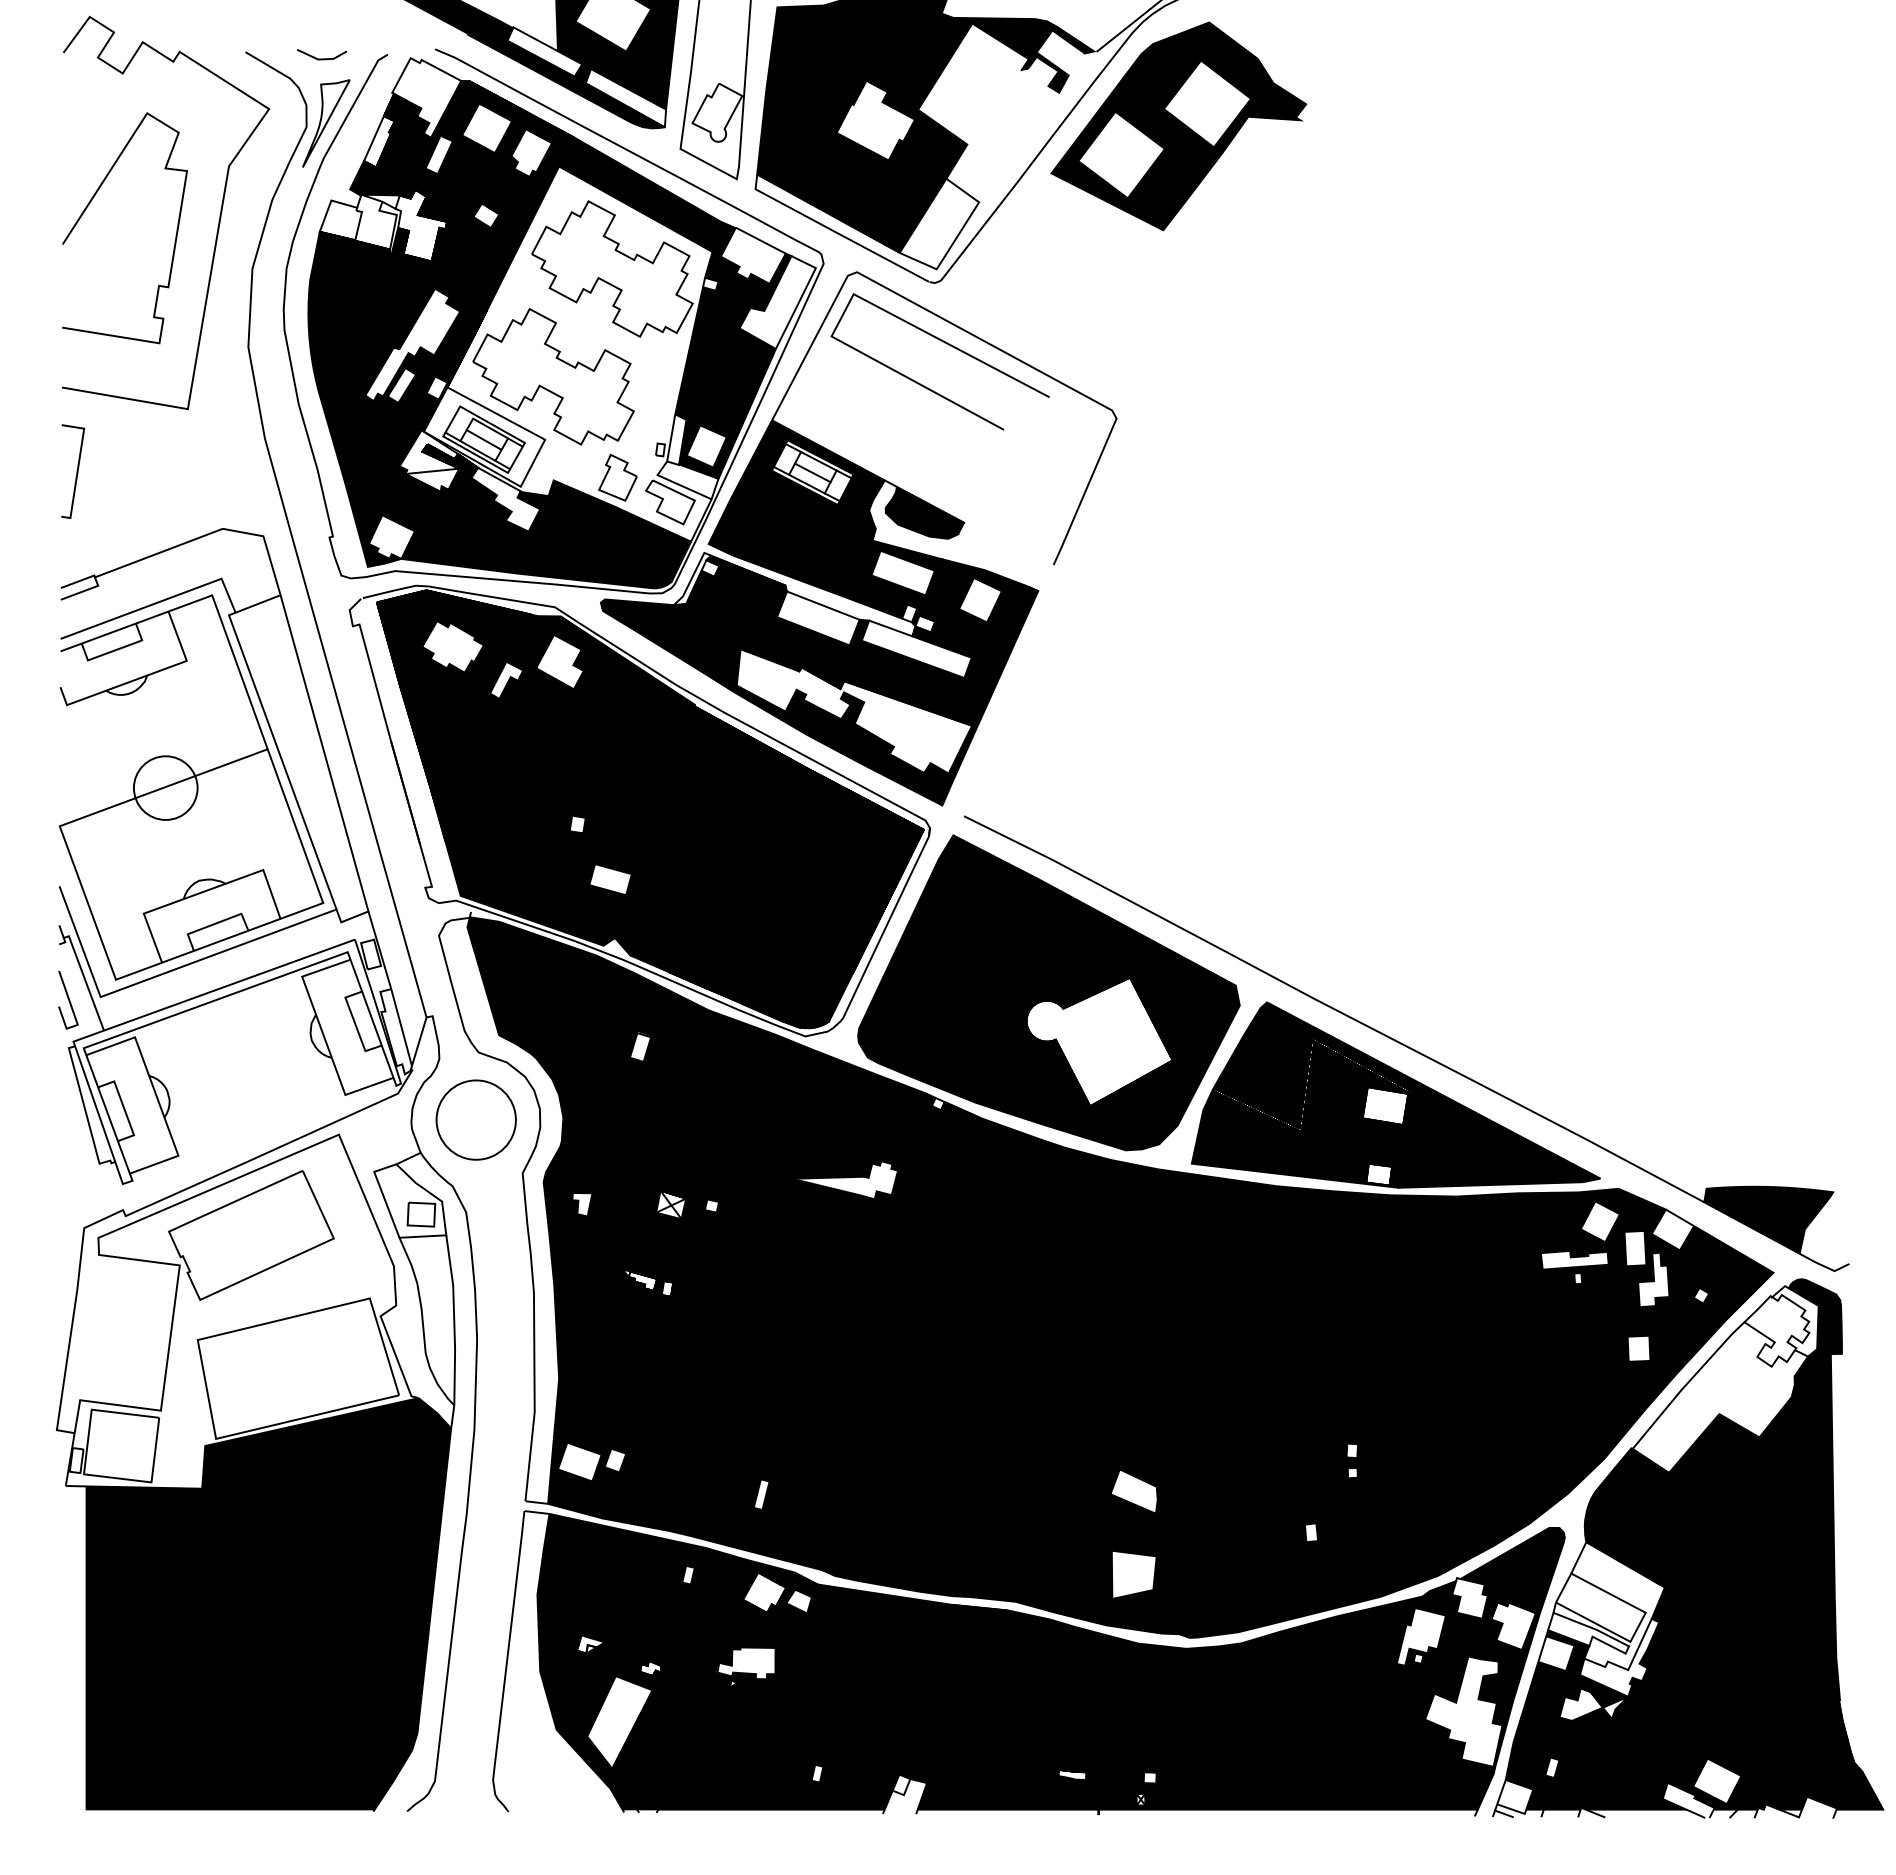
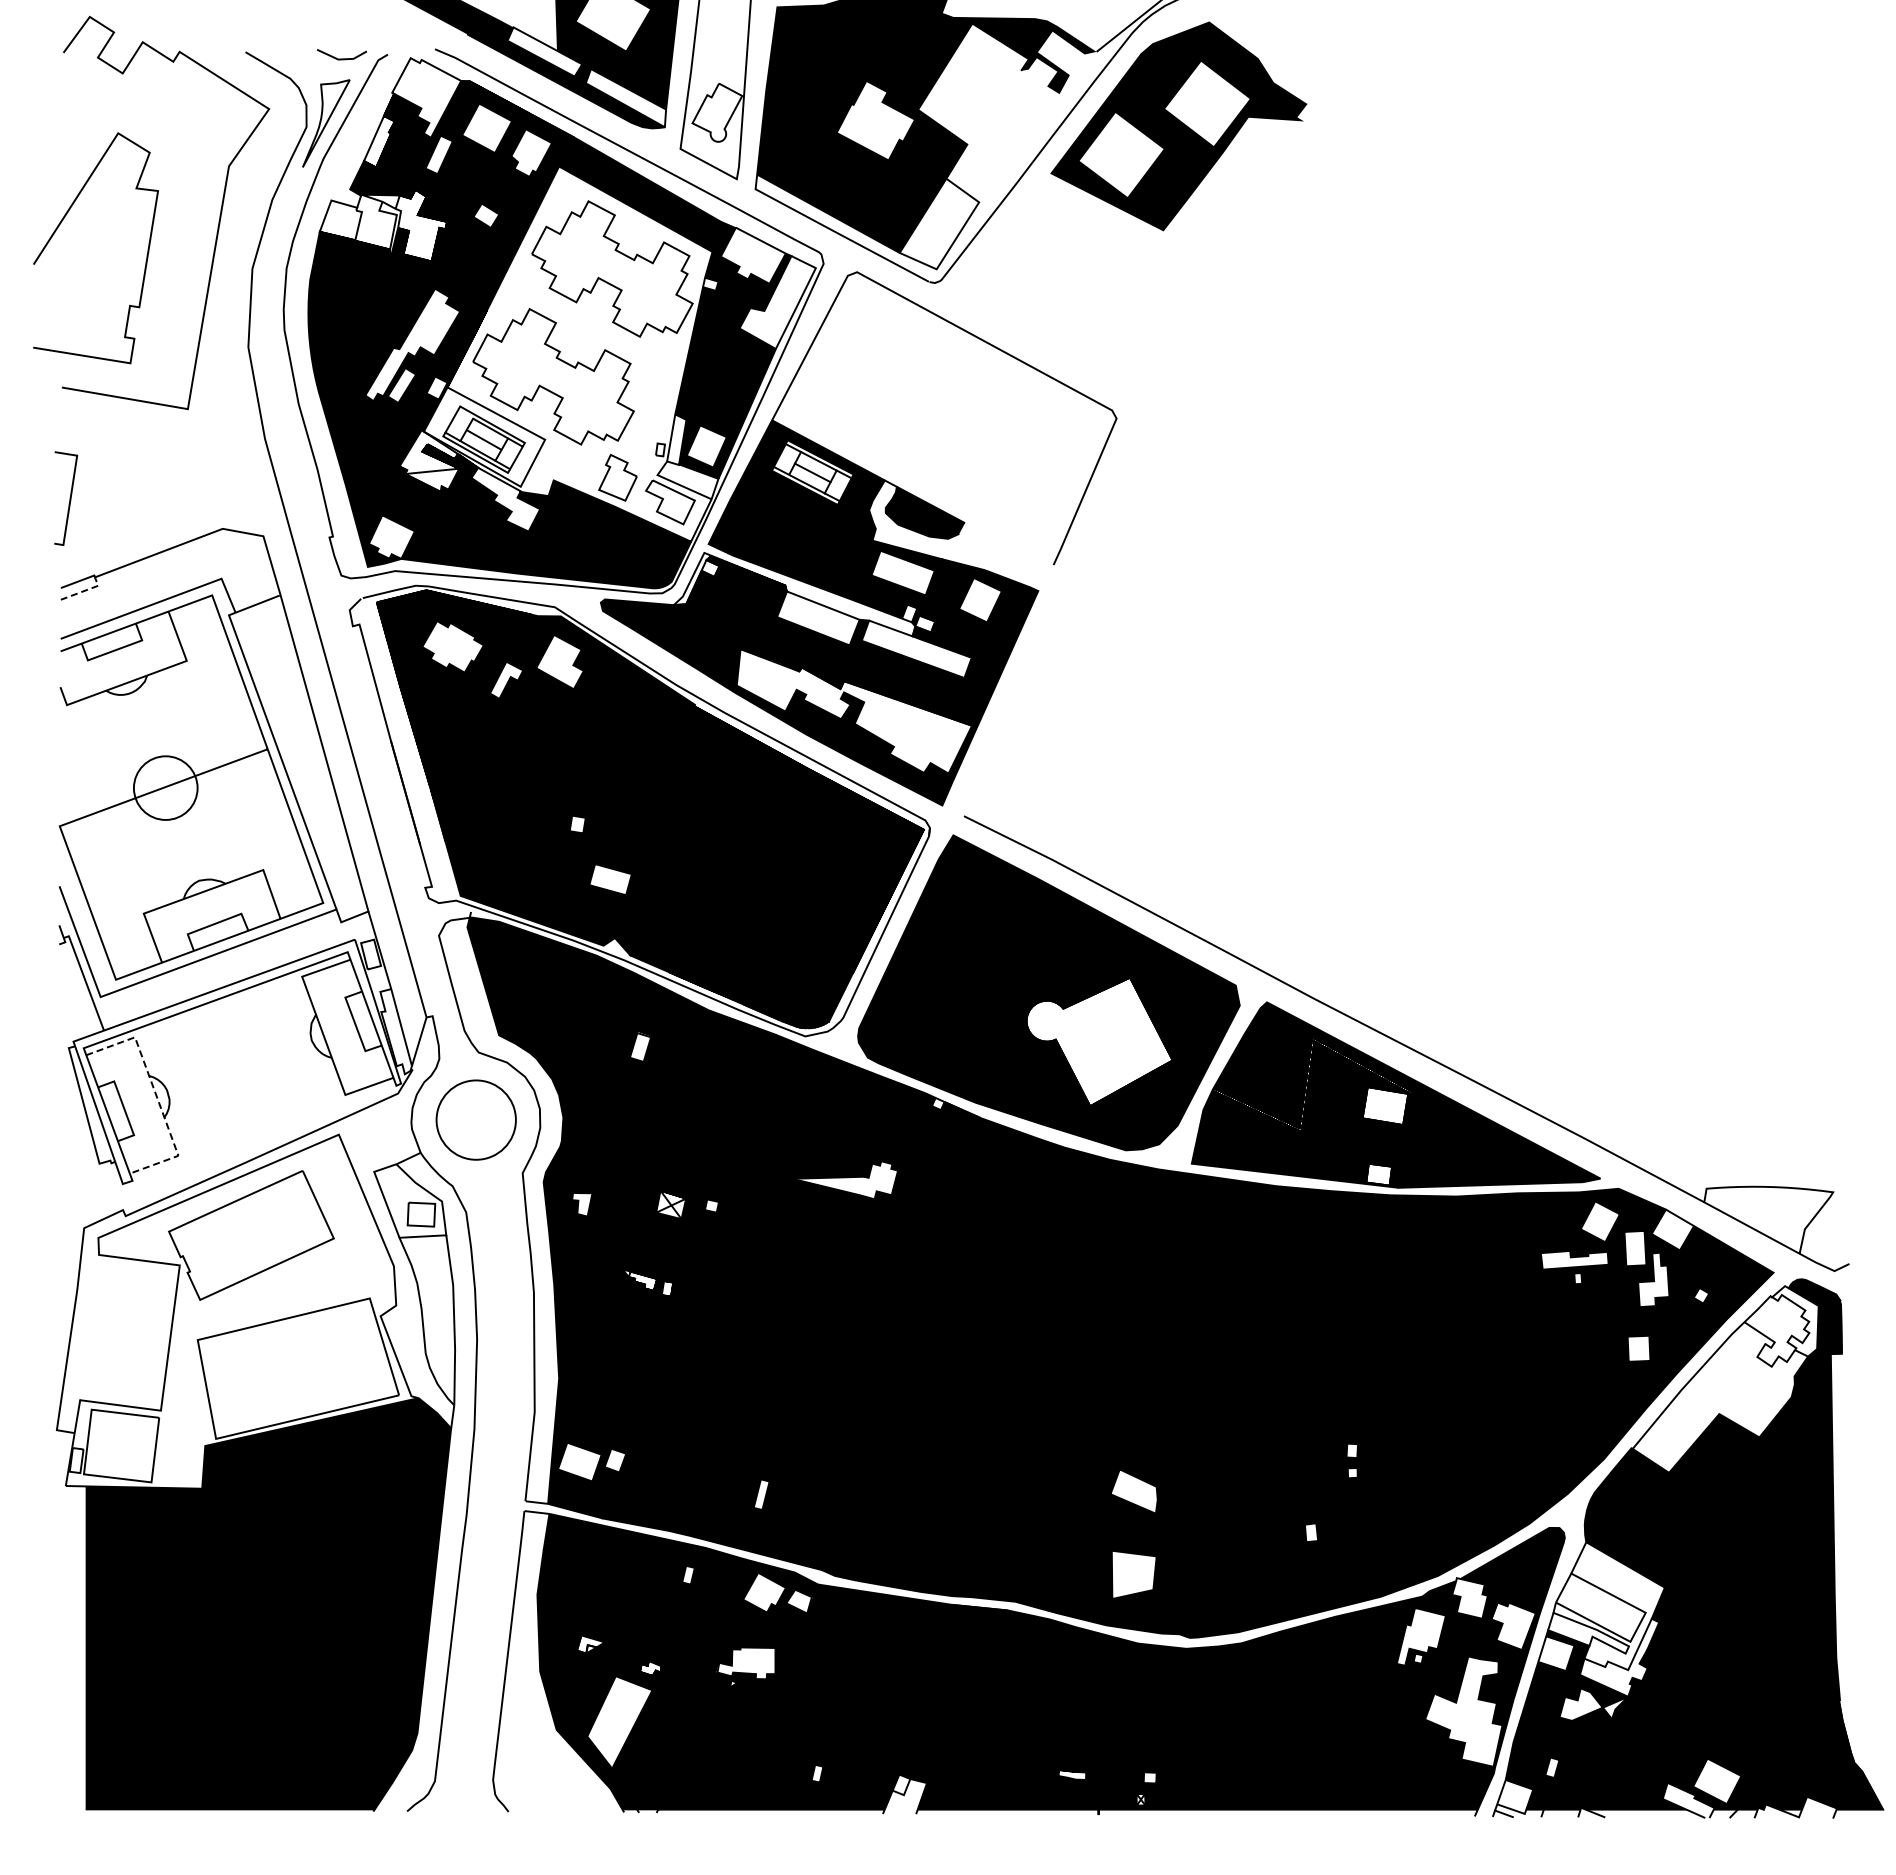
line position: (321, 58) -> (341, 58) (341, 58)
curve position: (88, 206) -> (59, 226) (59, 226)
line: present -> none (948, 345)
line position: (76, 471) -> (69, 498) (69, 498)
line: solid -> dashed (85, 590)
line: present -> none (68, 999)
line: solid -> dashed (156, 1097)
fill: present -> none (1768, 1219)
